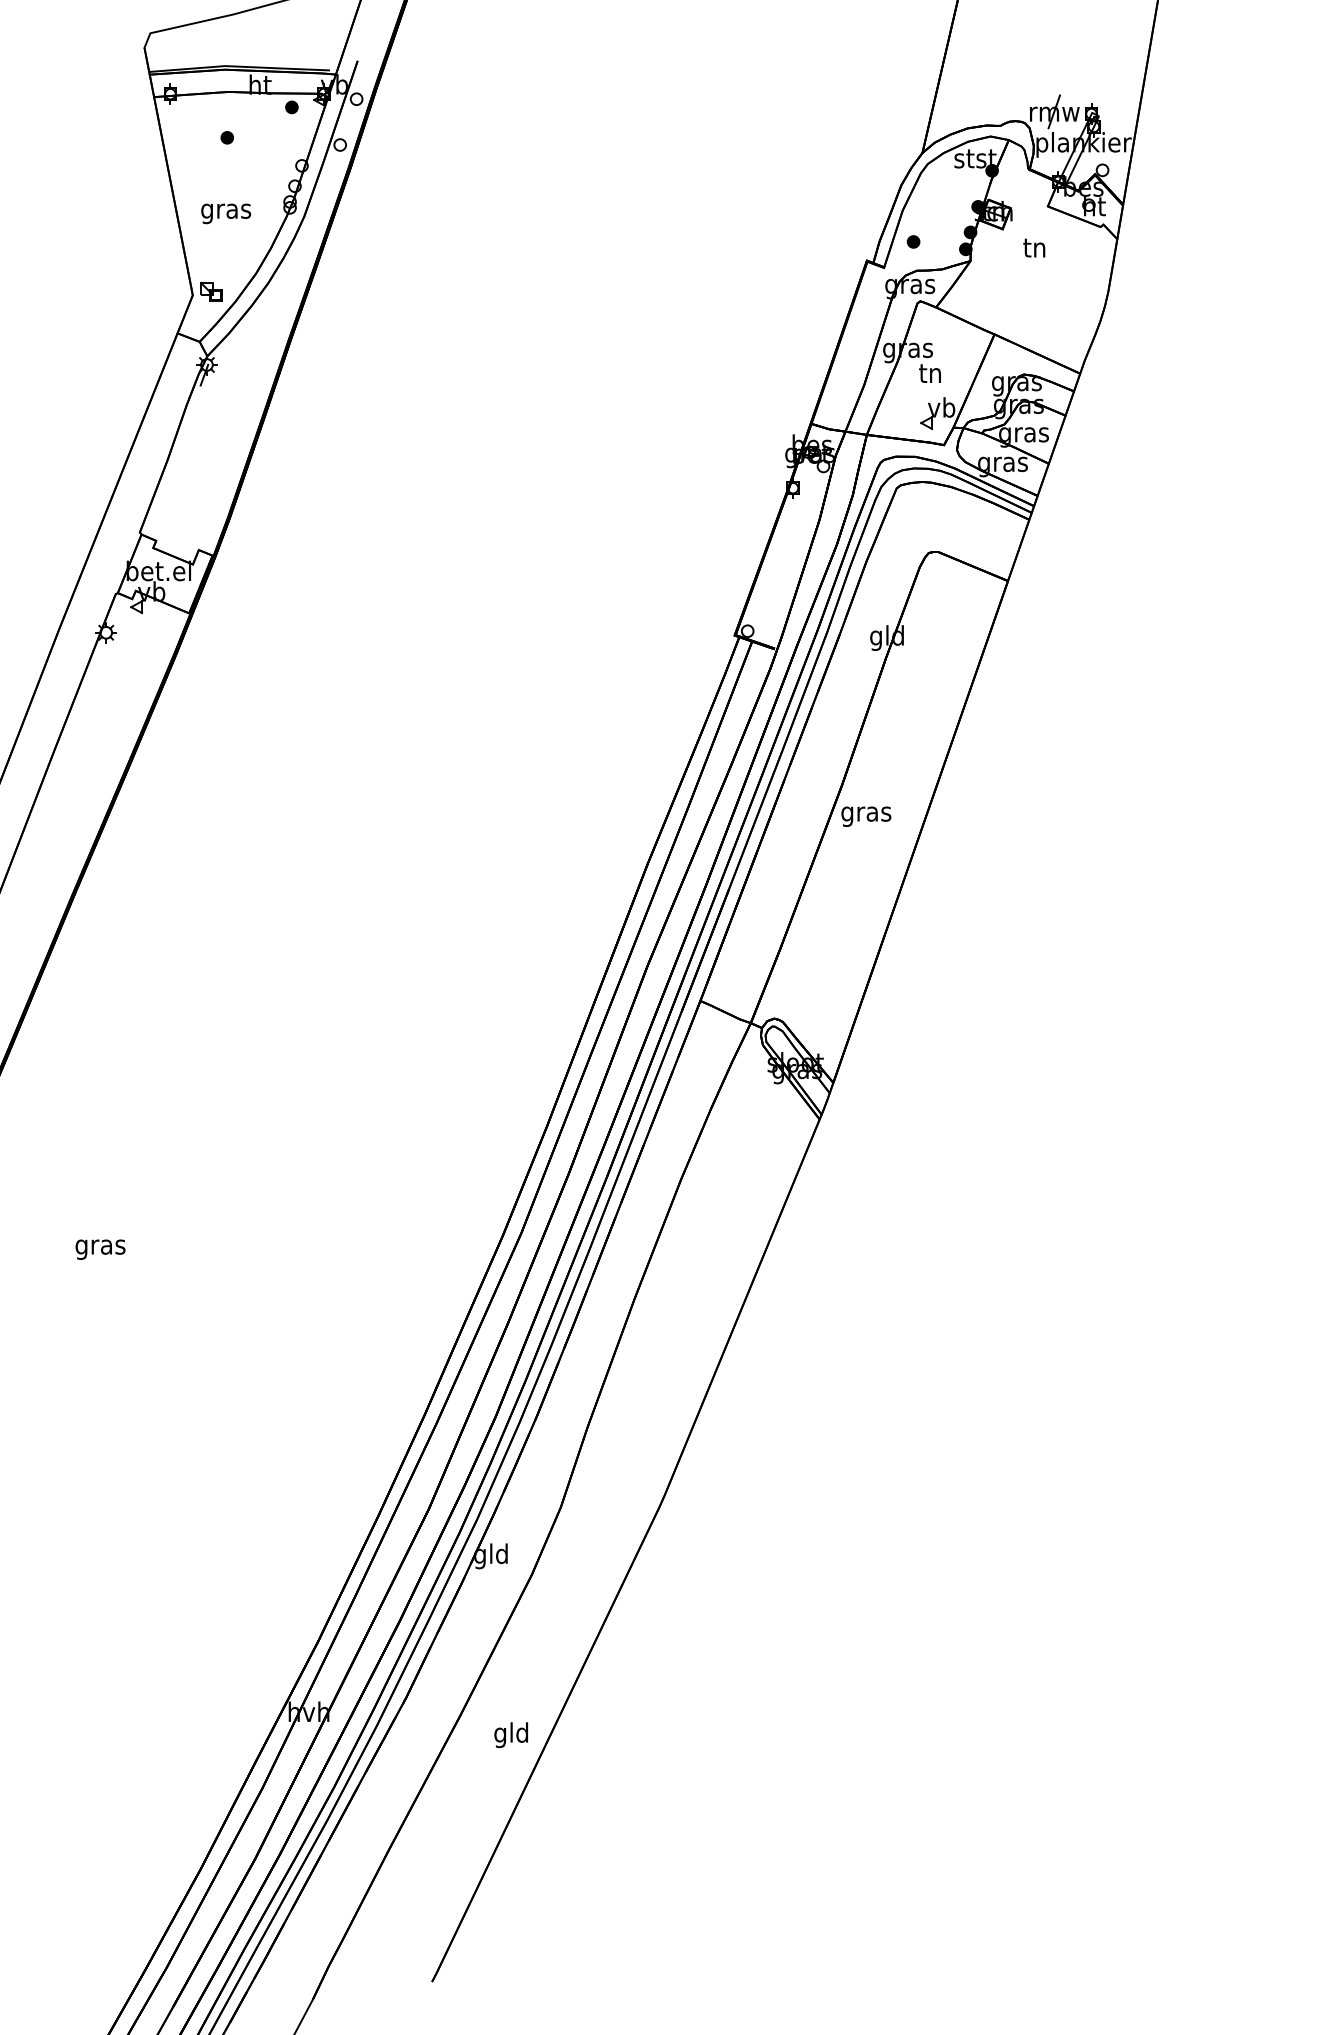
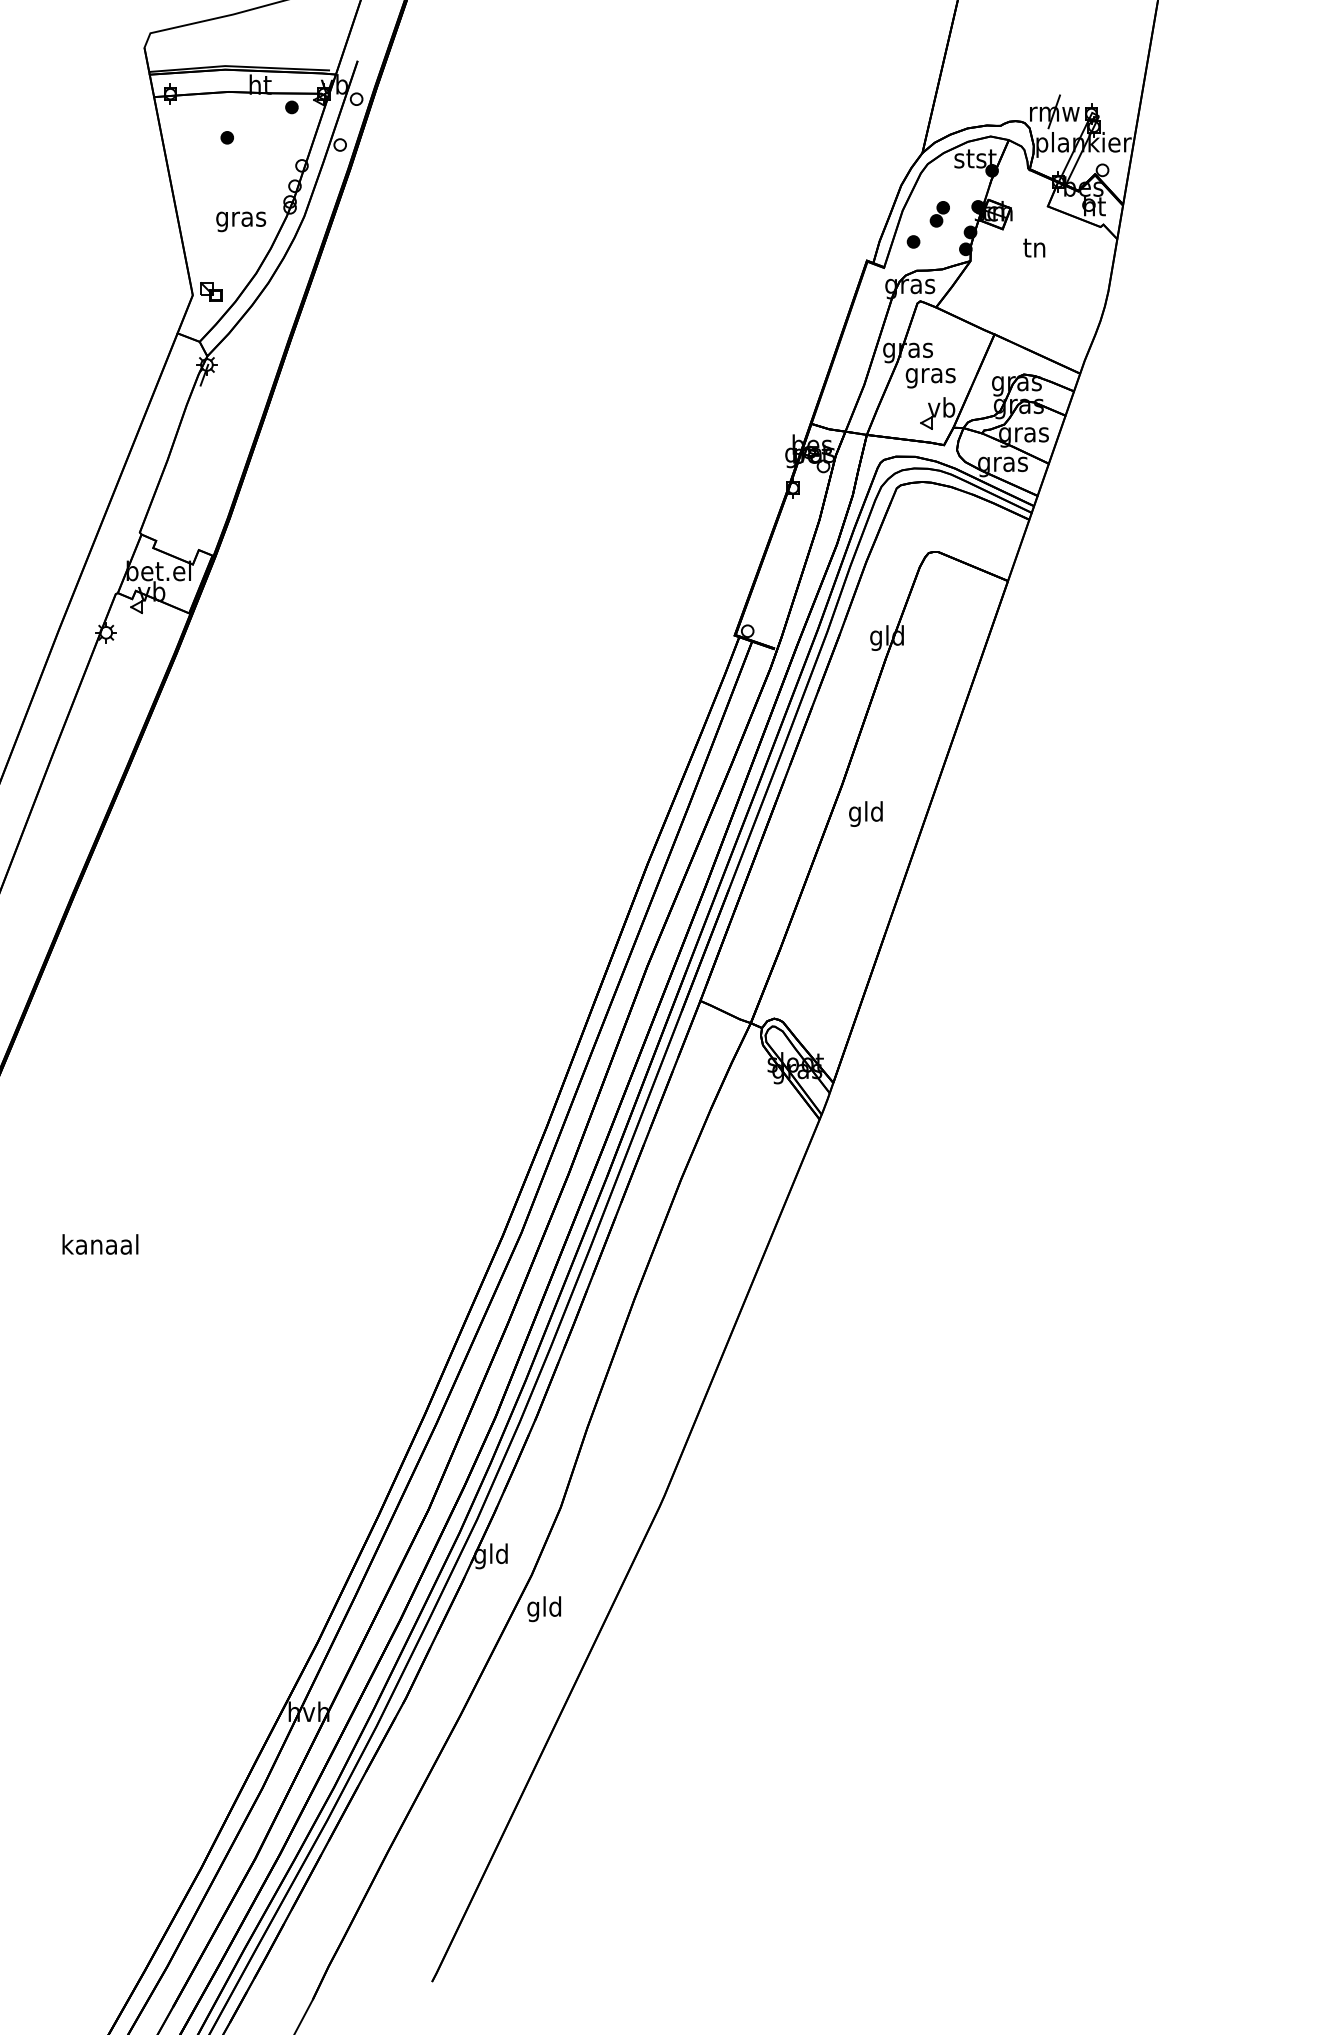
text position: (226, 213) -> (241, 221) (241, 221)
part: none -> present (939, 214)
text: tn -> gras (930, 376)
text: gras -> gld (866, 813)
text: gras -> kanaal (100, 1246)
text position: (510, 1735) -> (543, 1609) (543, 1609)
